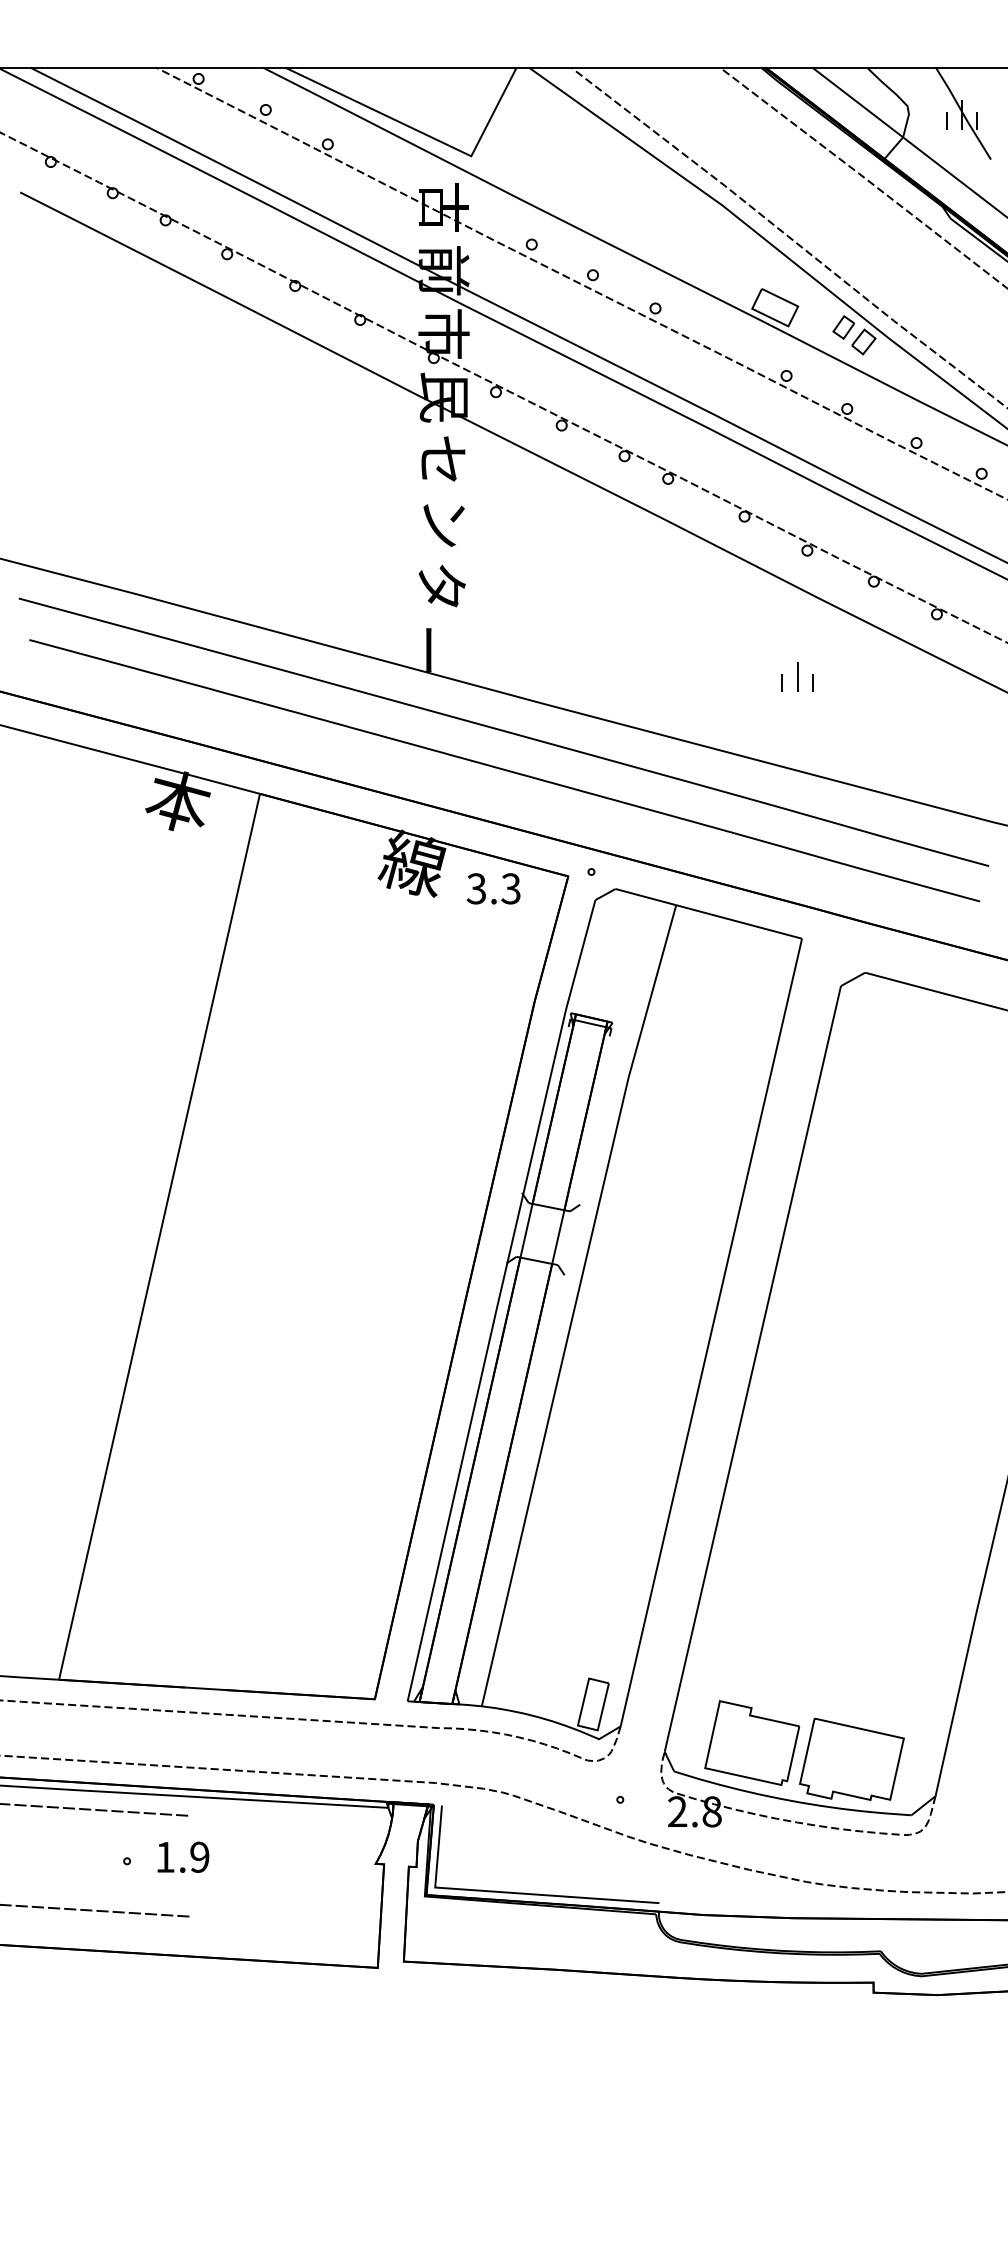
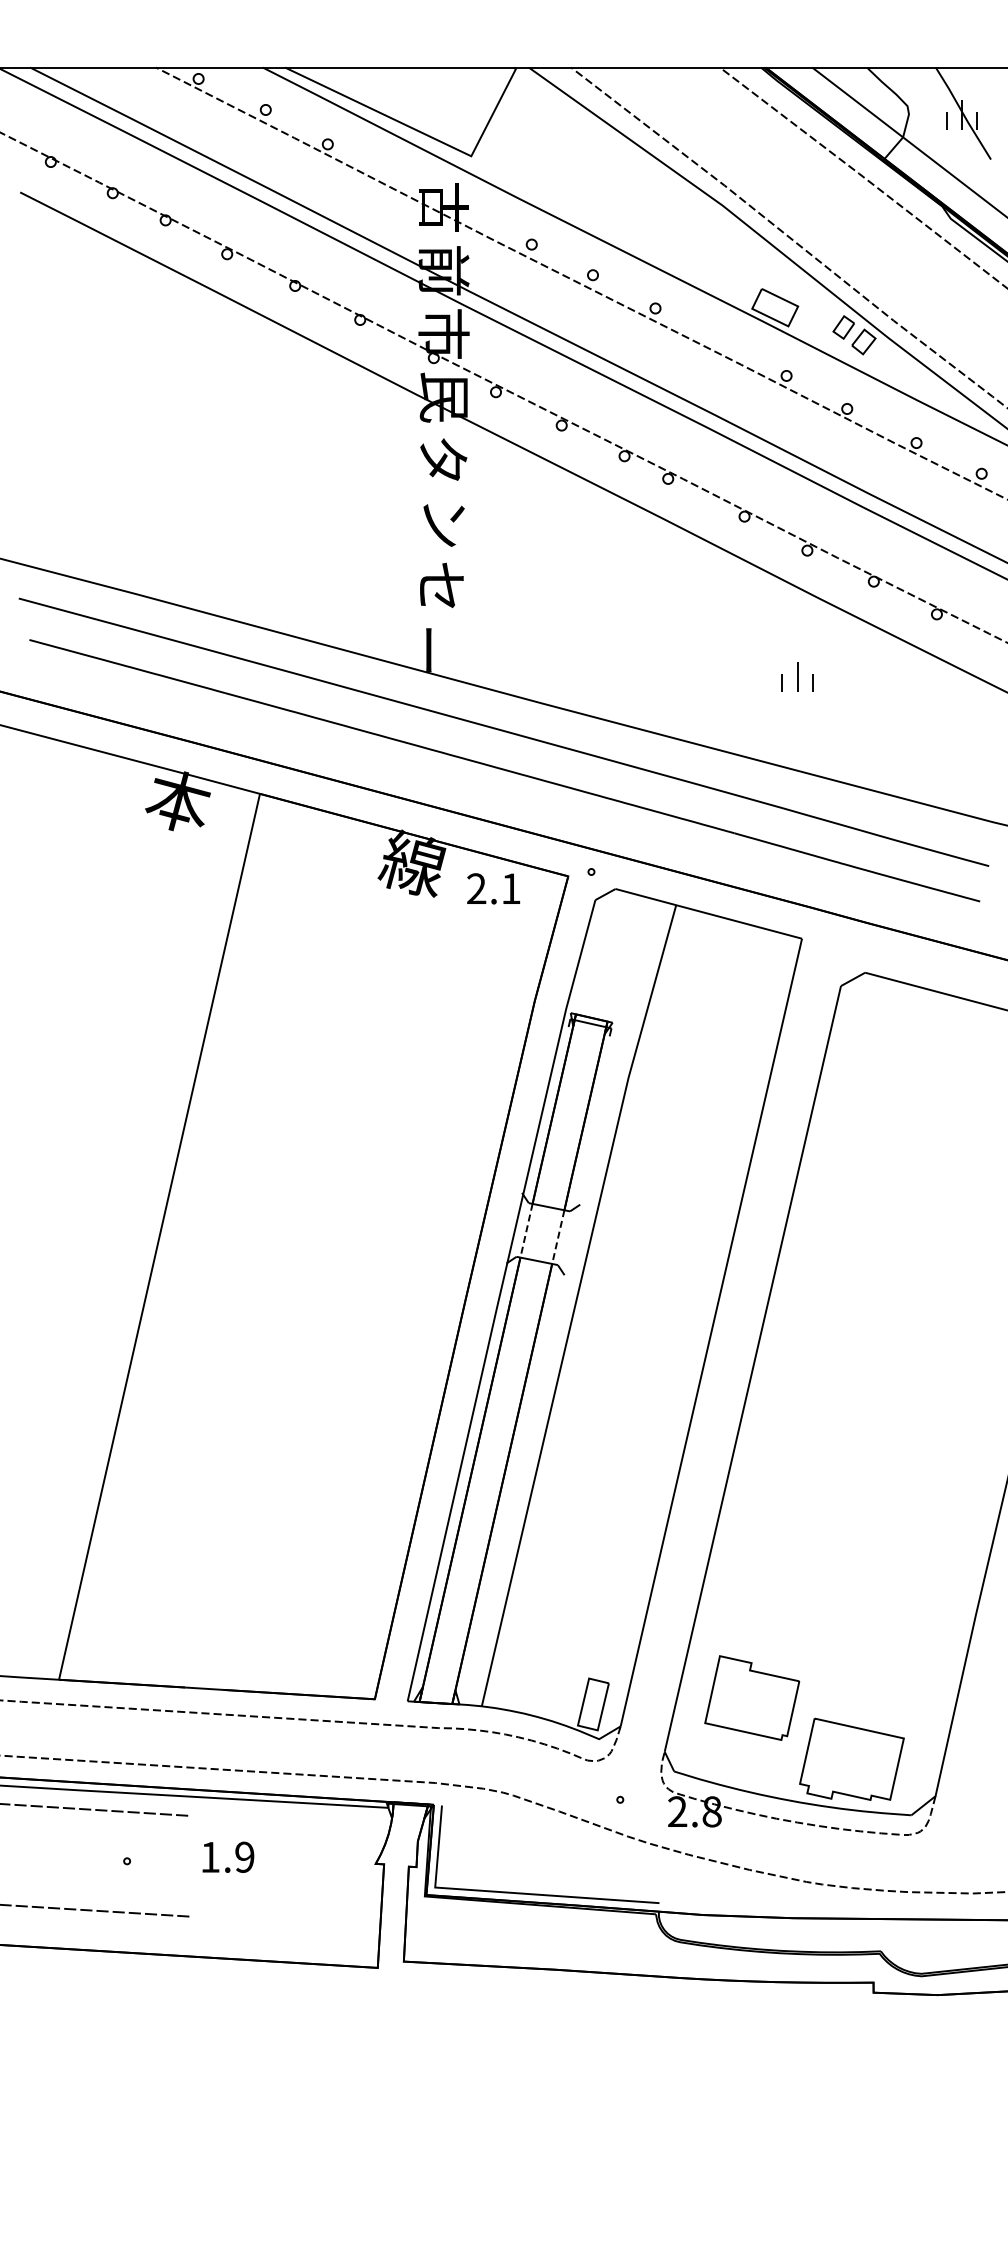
text: セ -> タ (443, 458)
text: タ -> セ (441, 585)
text: 3.3 -> 2.1 (493, 888)
line: solid -> dashed (526, 1230)
line: solid -> dashed (558, 1237)
part position: (752, 1742) -> (752, 1697) (752, 1697)
text position: (183, 1856) -> (228, 1856) (228, 1856)
